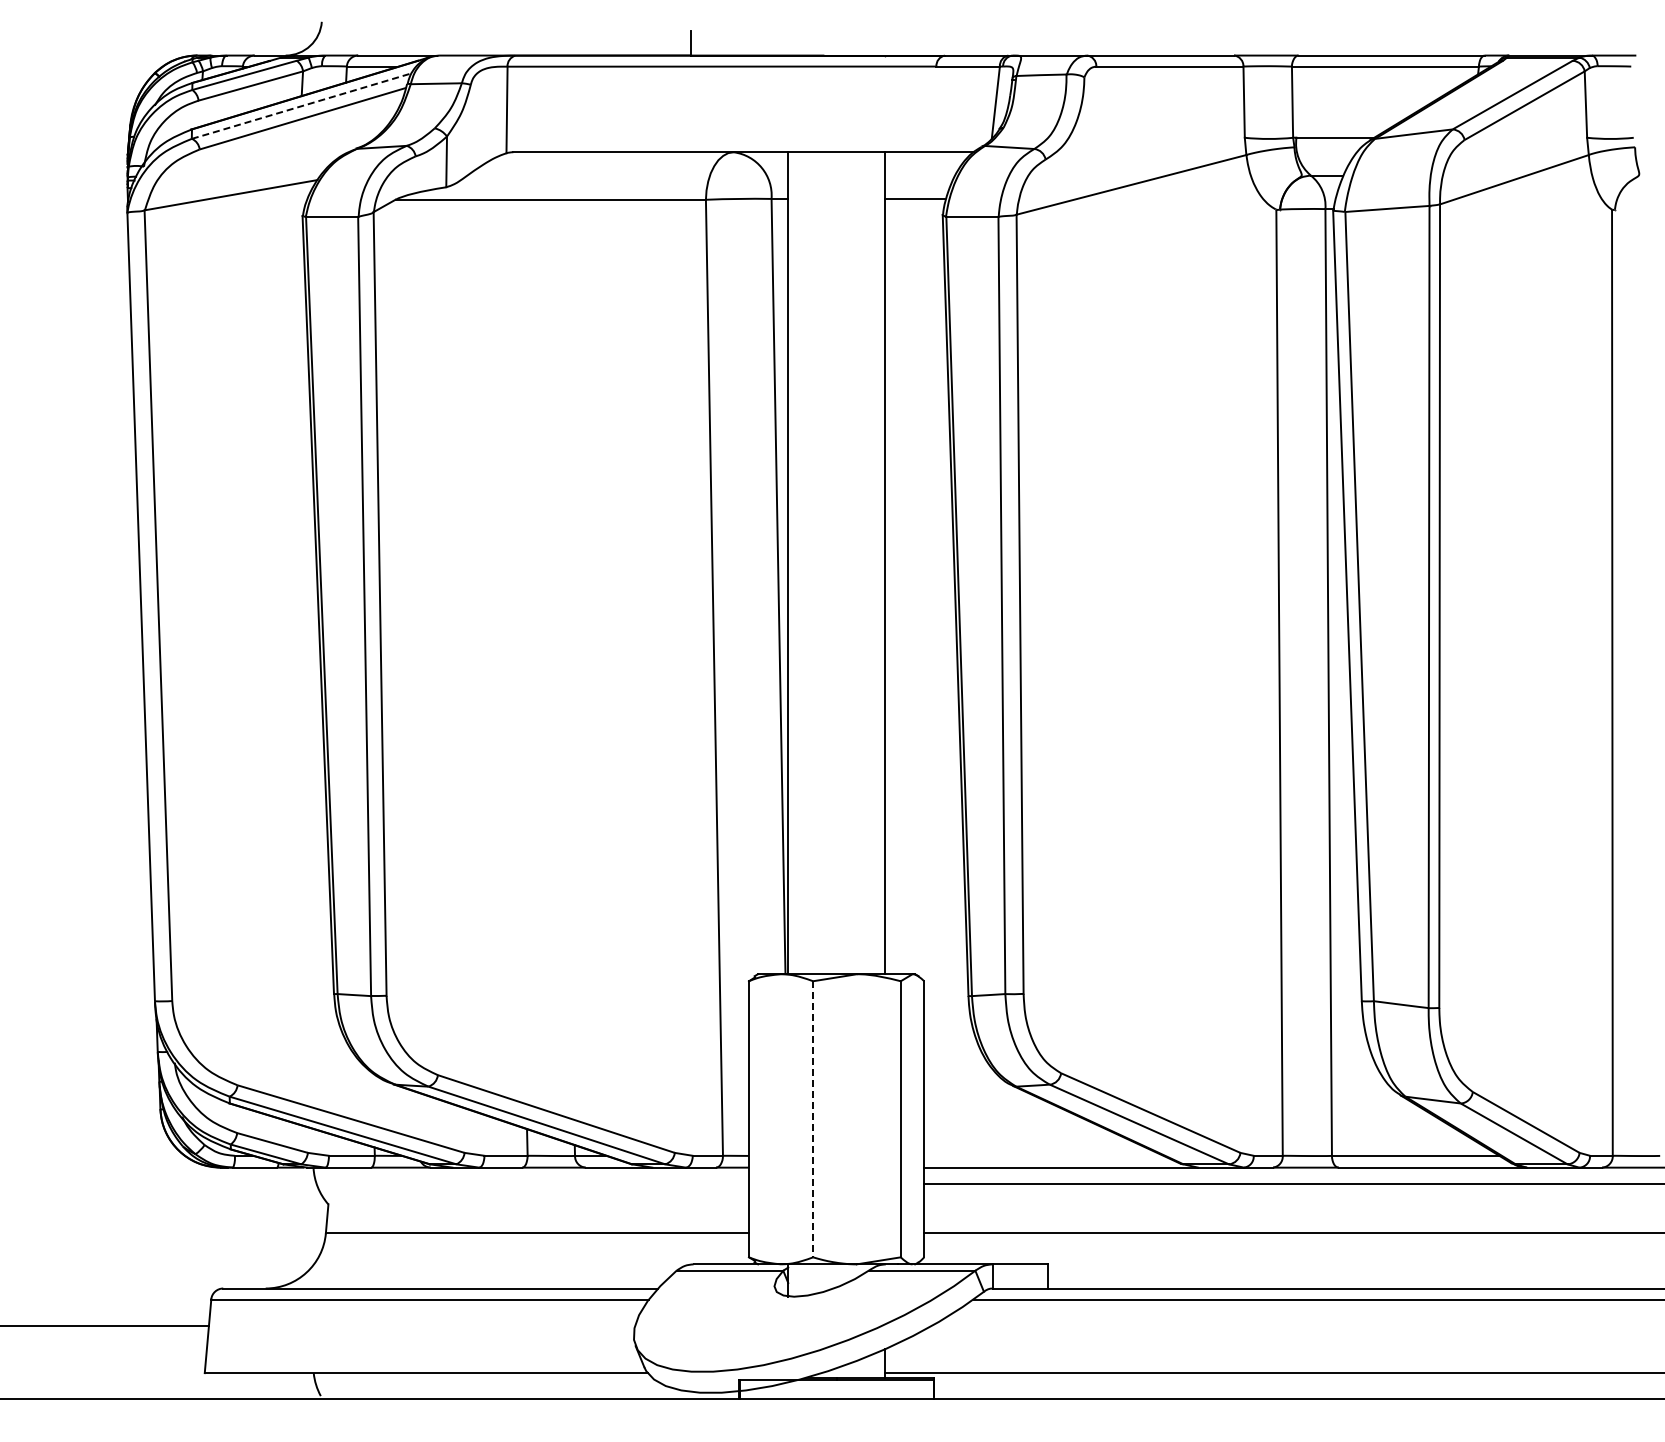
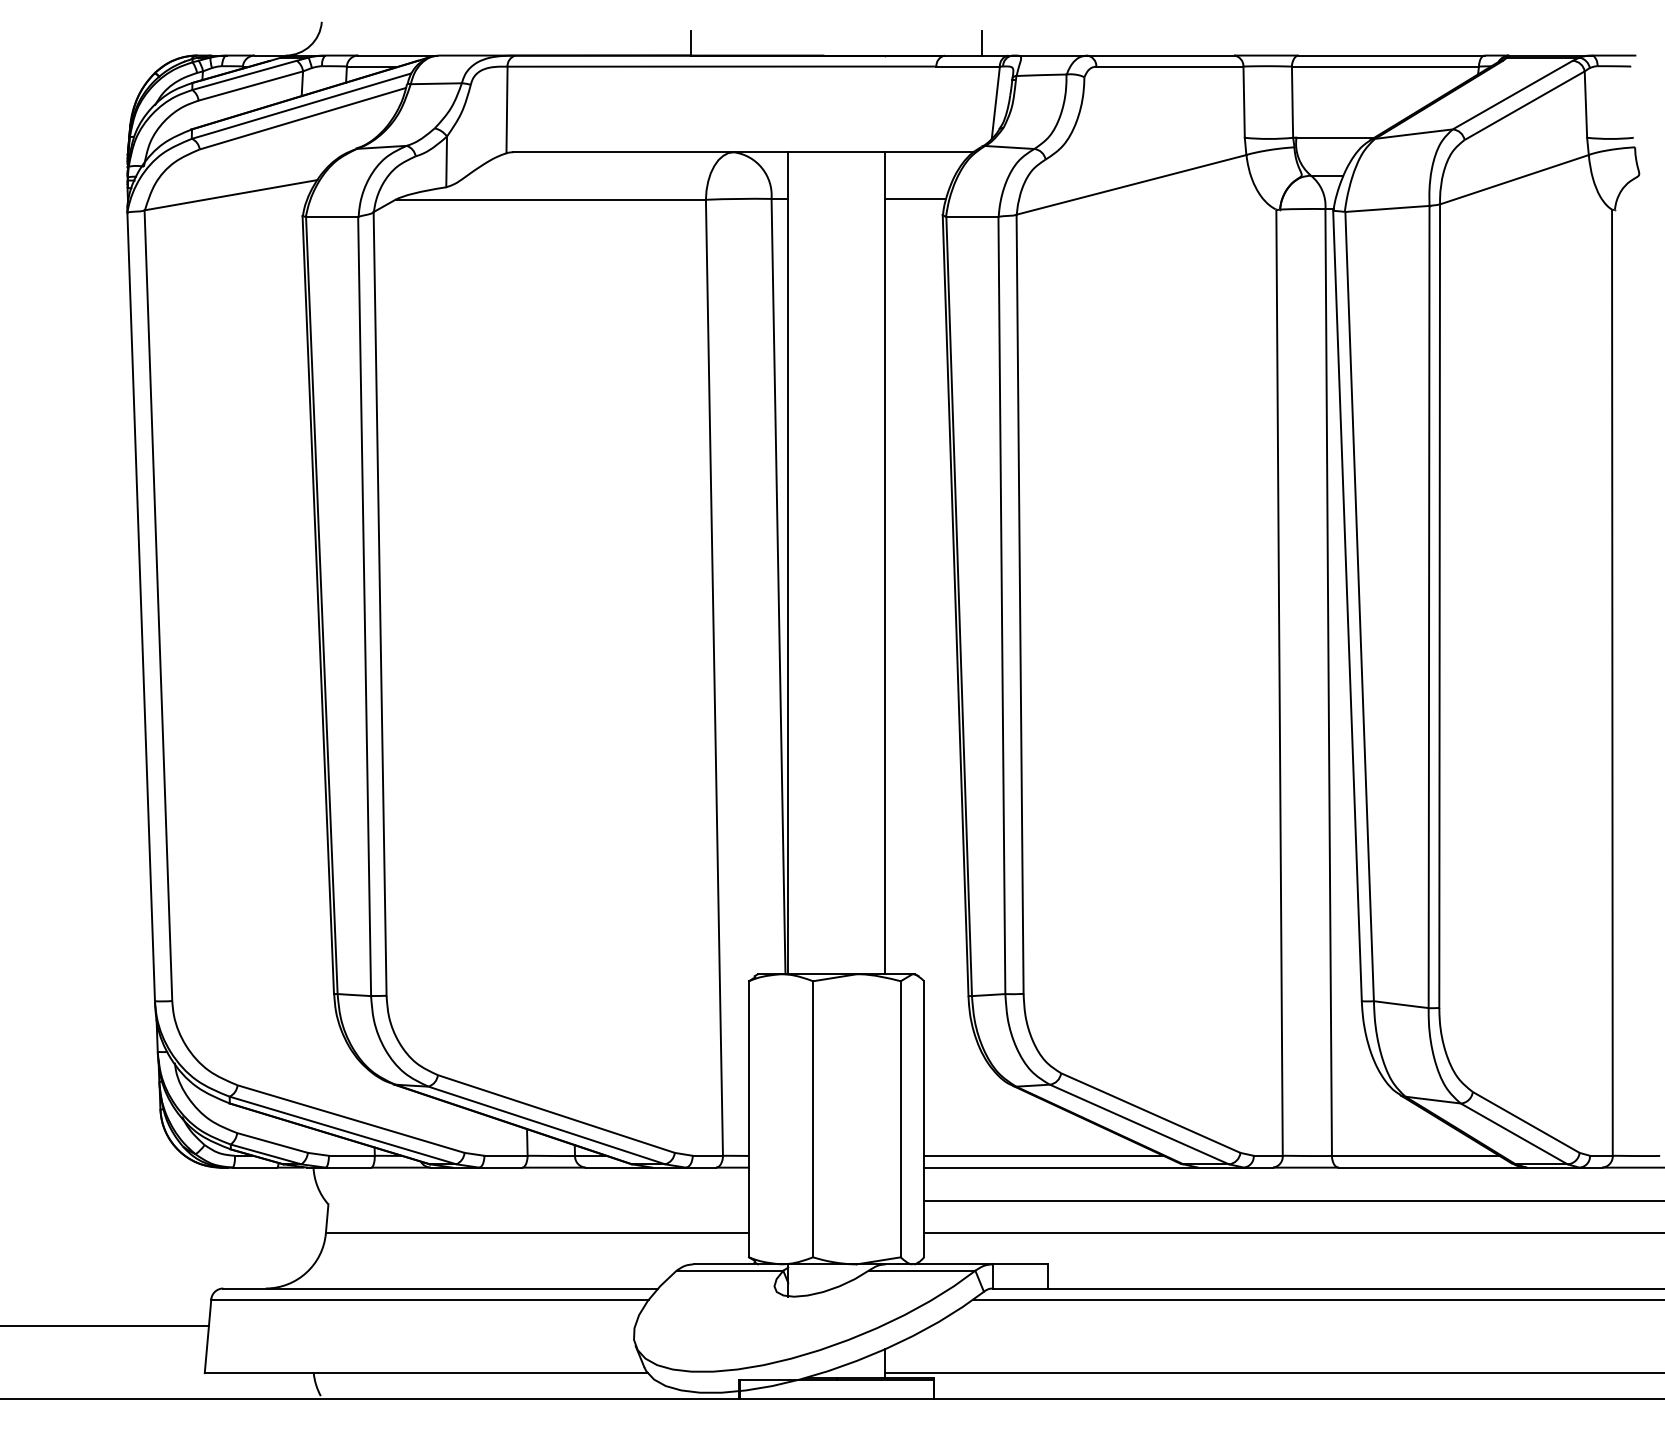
line: none -> present (981, 43)
line: dashed -> solid (300, 106)
line: dashed -> solid (813, 1119)
line: none -> present (1043, 1155)
line position: (1292, 1183) -> (1292, 1200) (1292, 1200)
